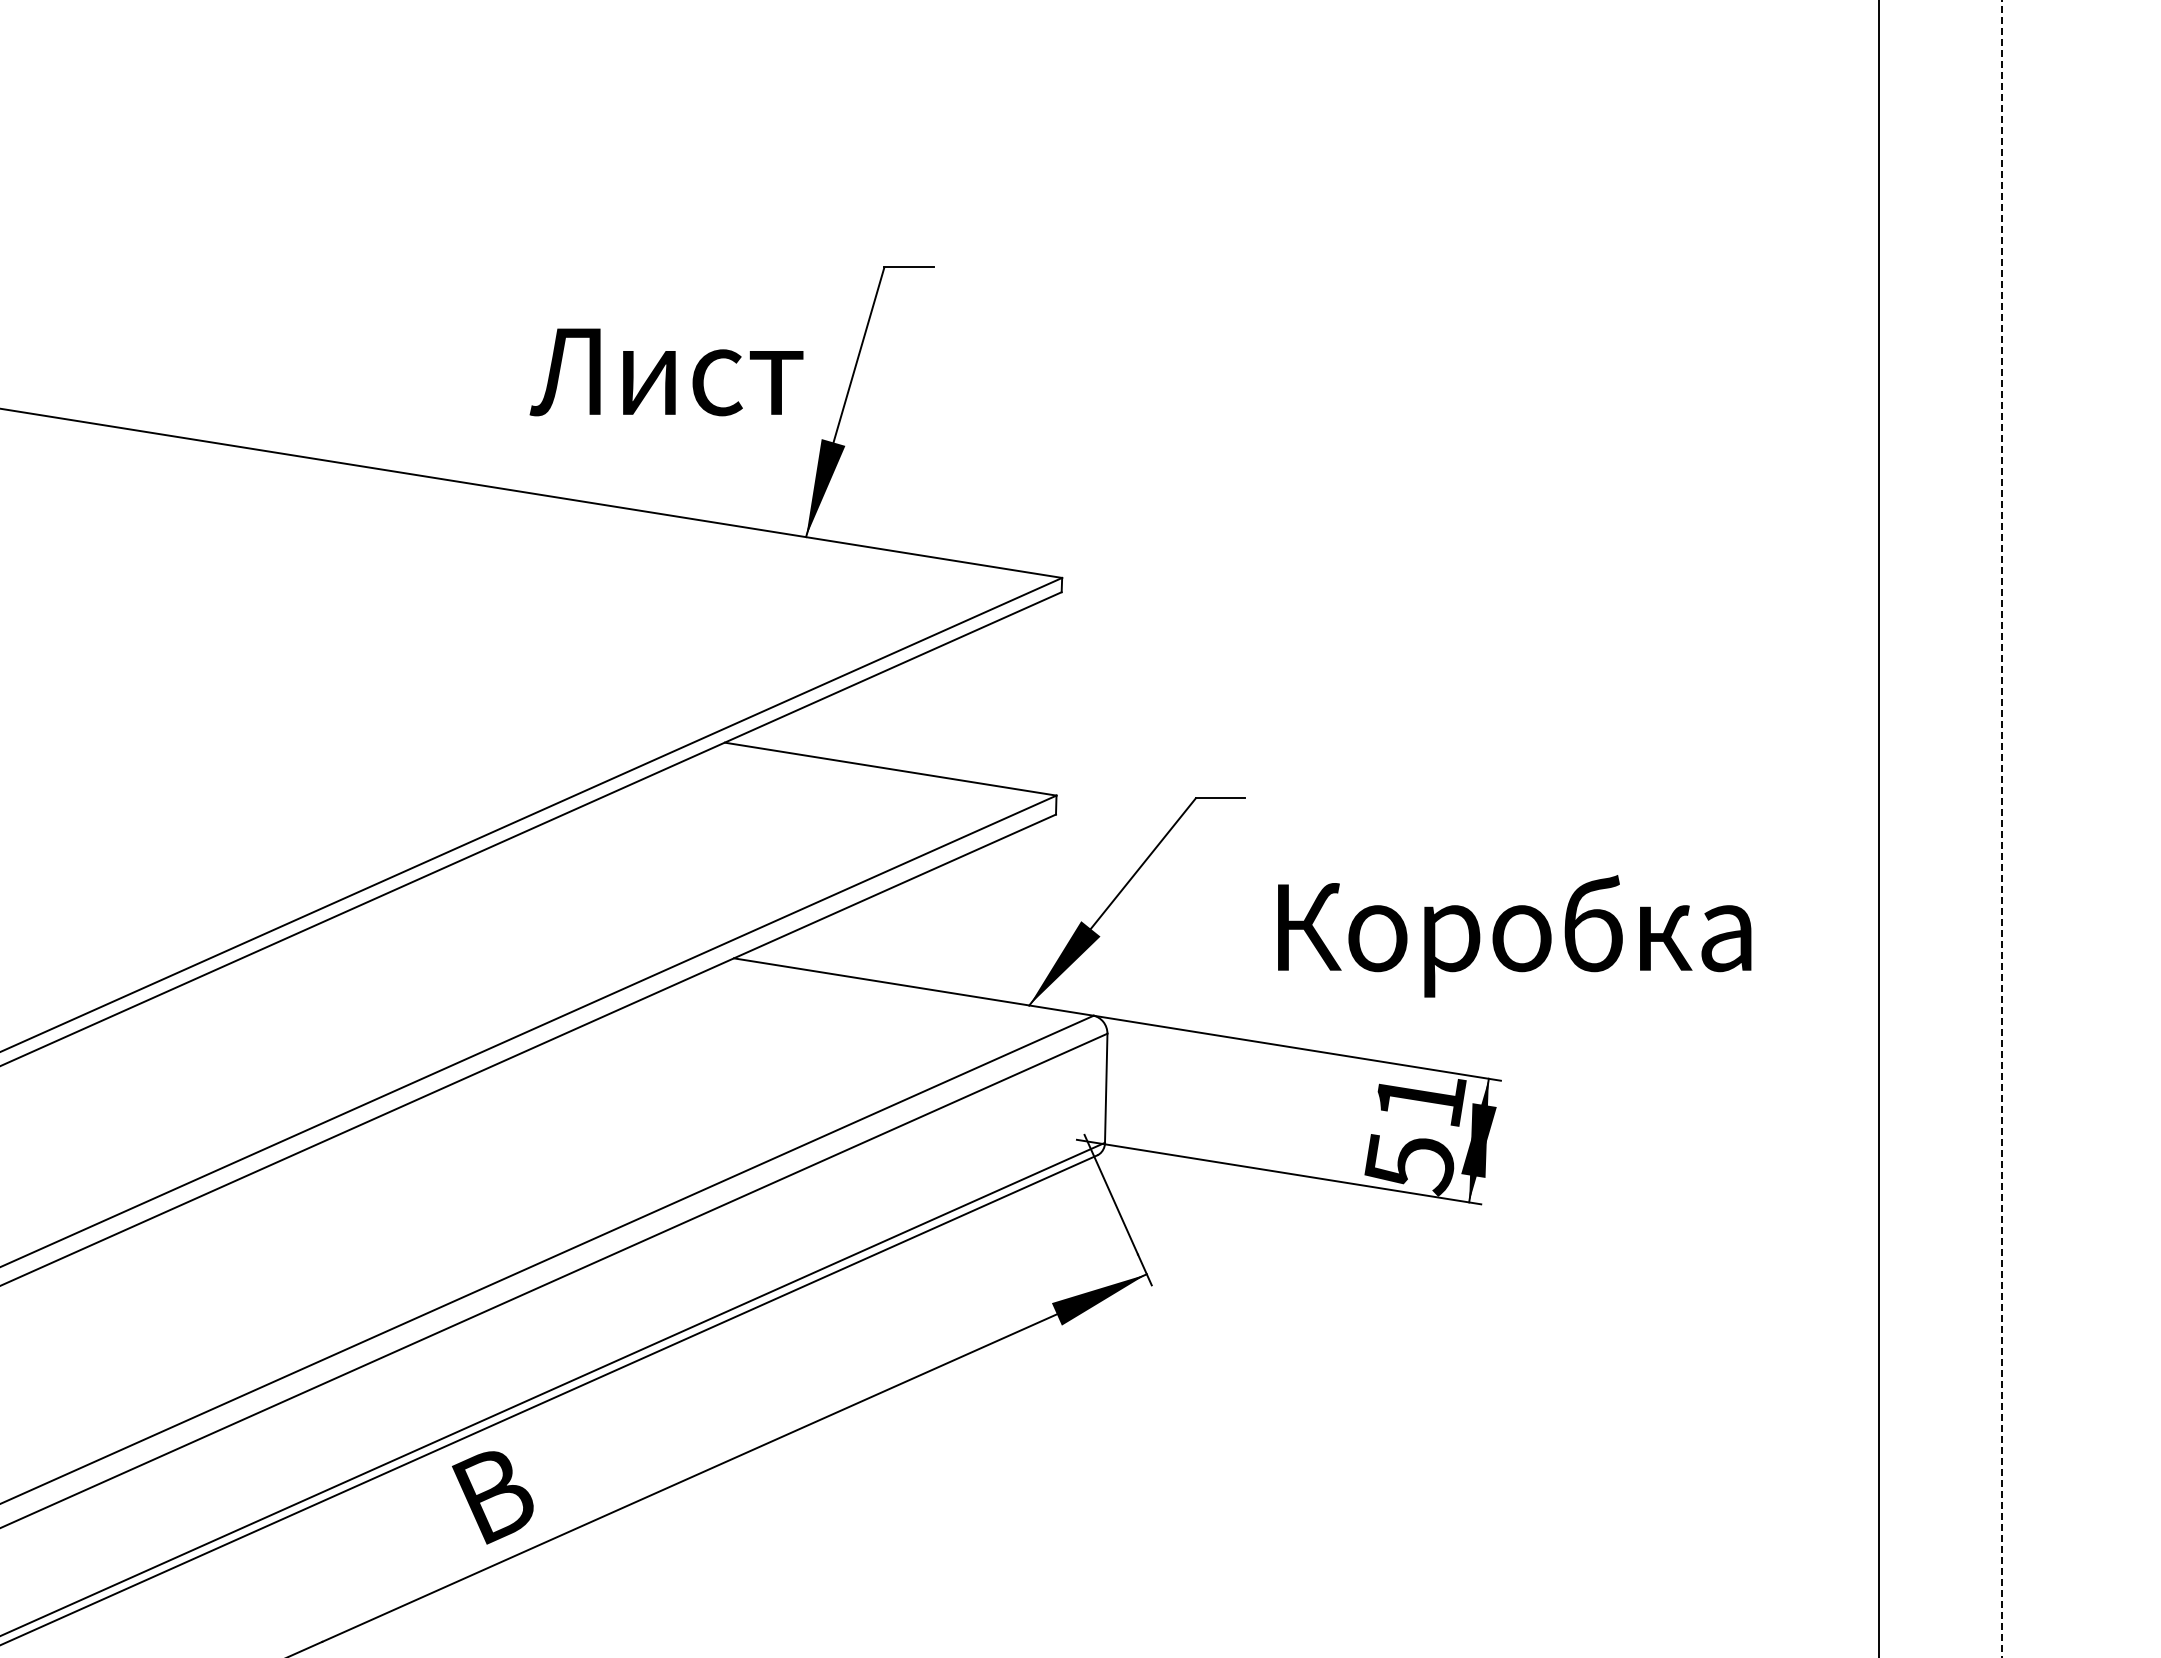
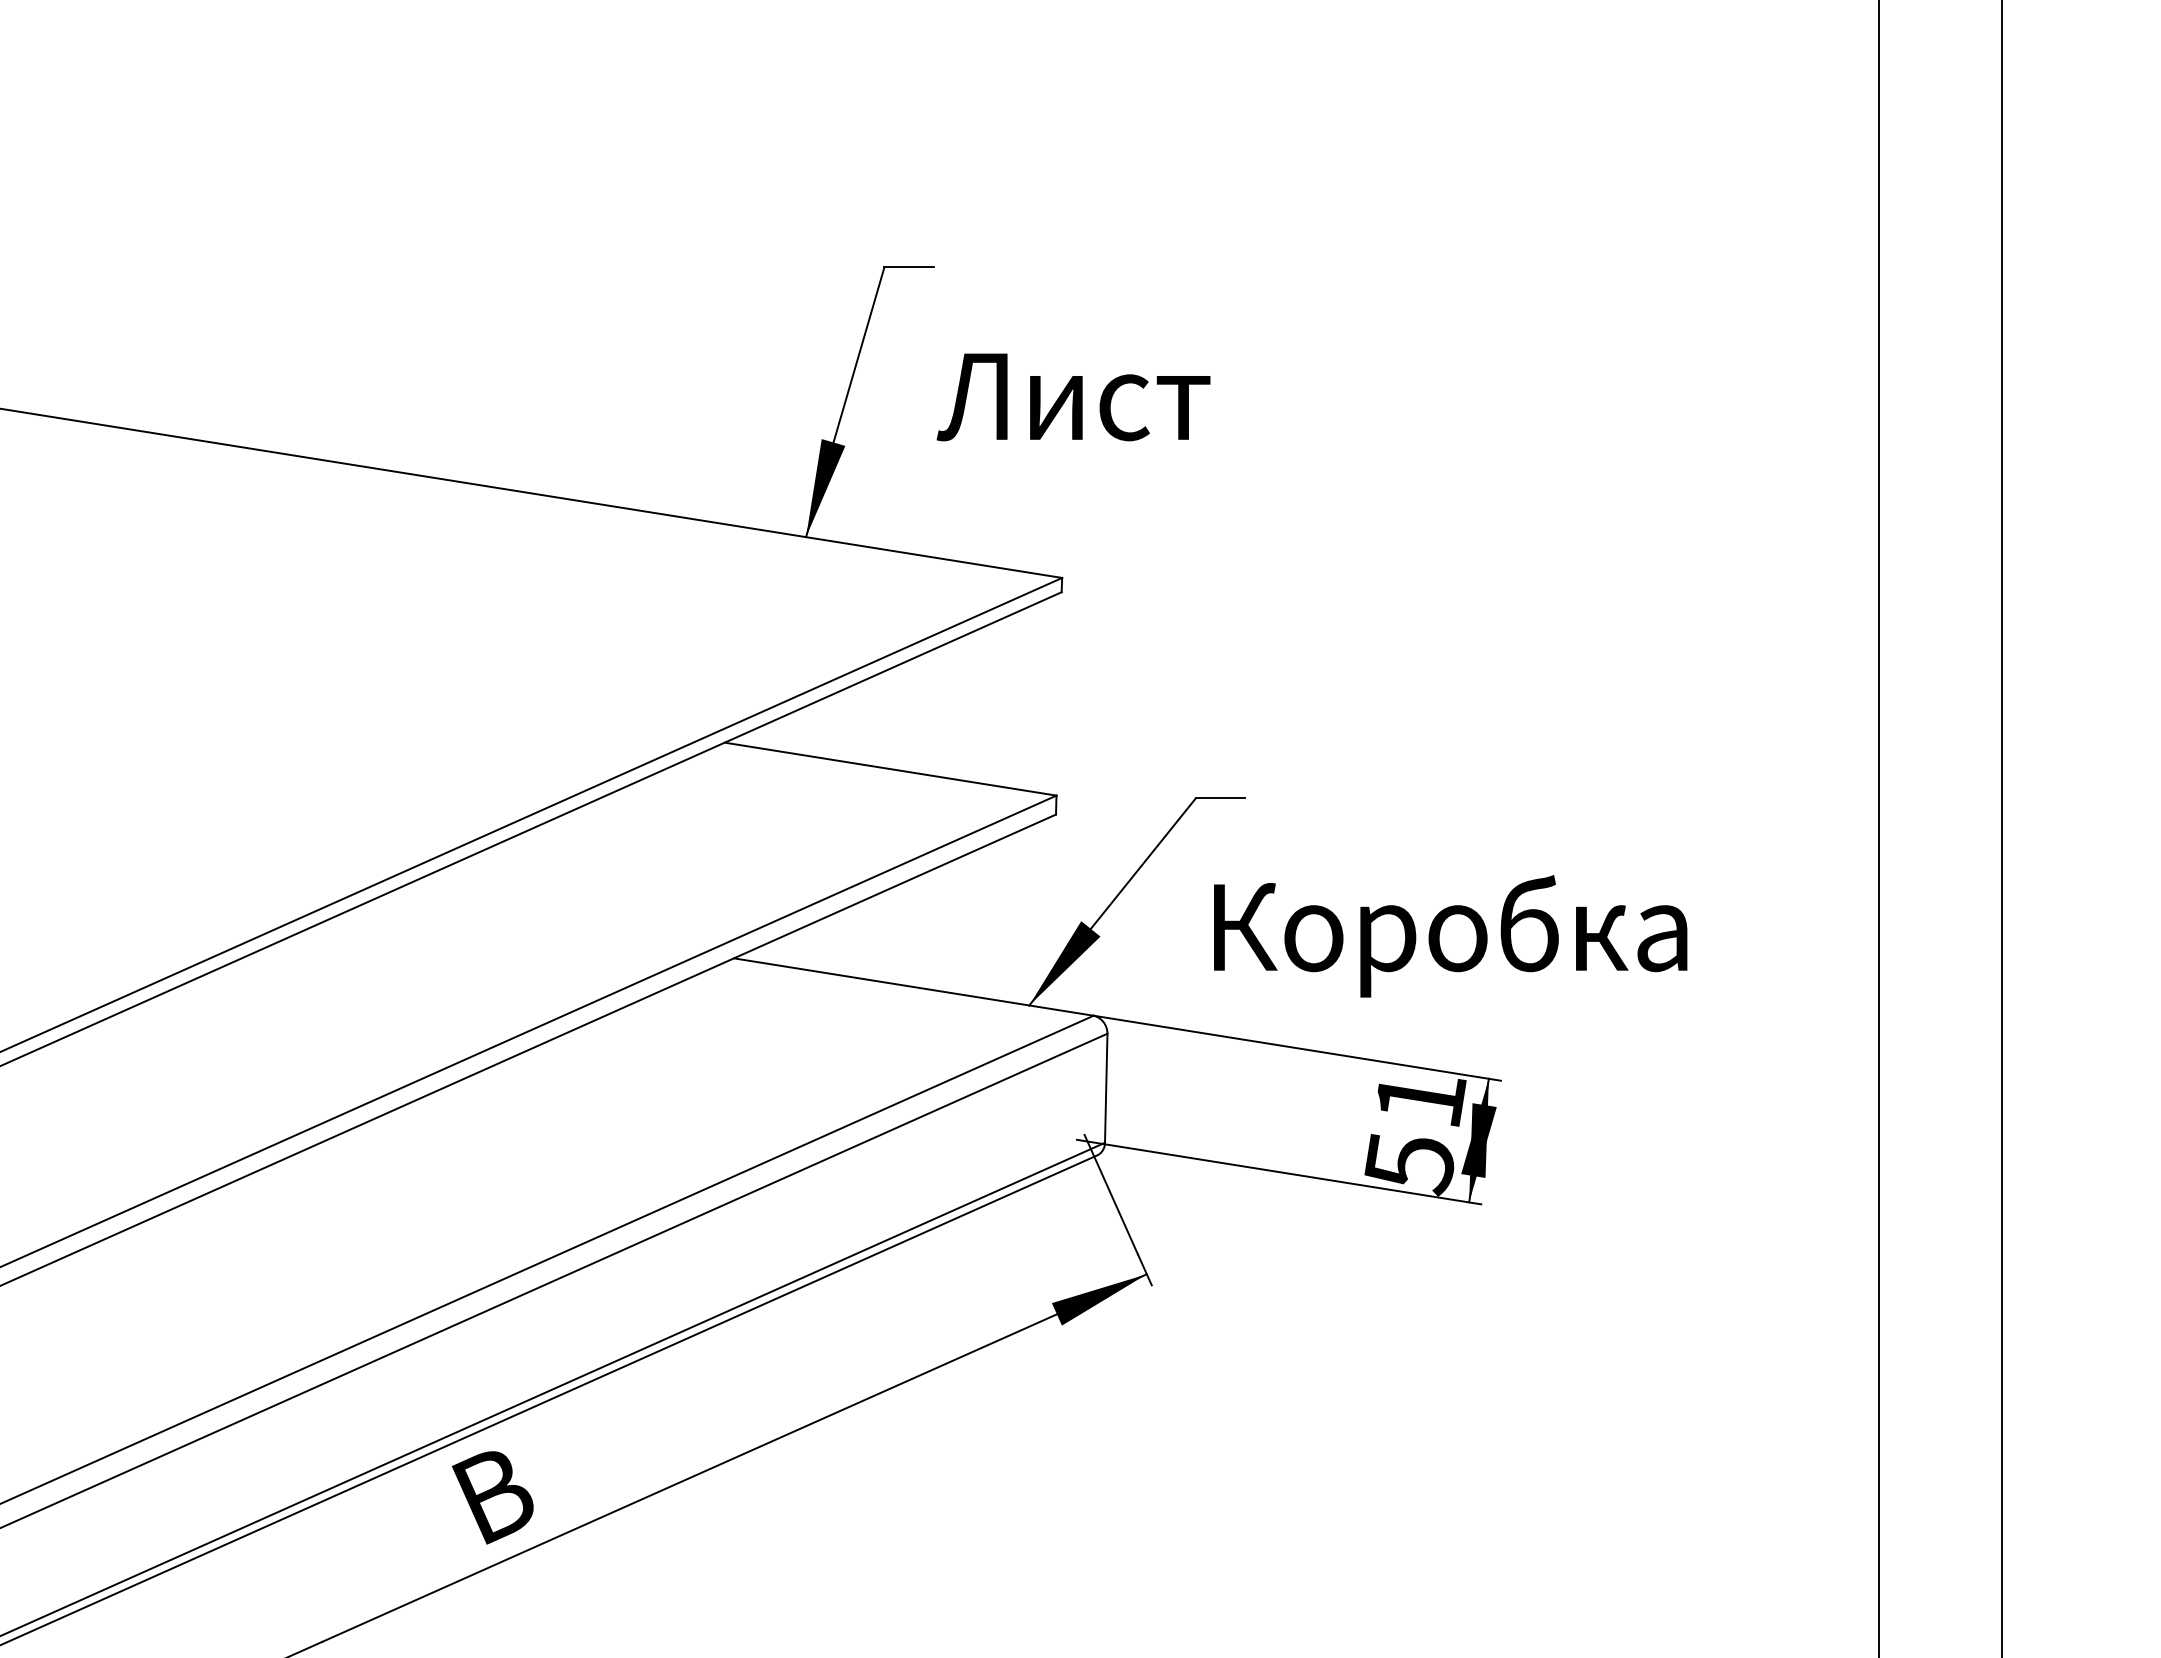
text position: (666, 372) -> (1073, 397) (1073, 397)
line: dashed -> solid (2001, 828)
text position: (1514, 936) -> (1450, 936) (1450, 936)
